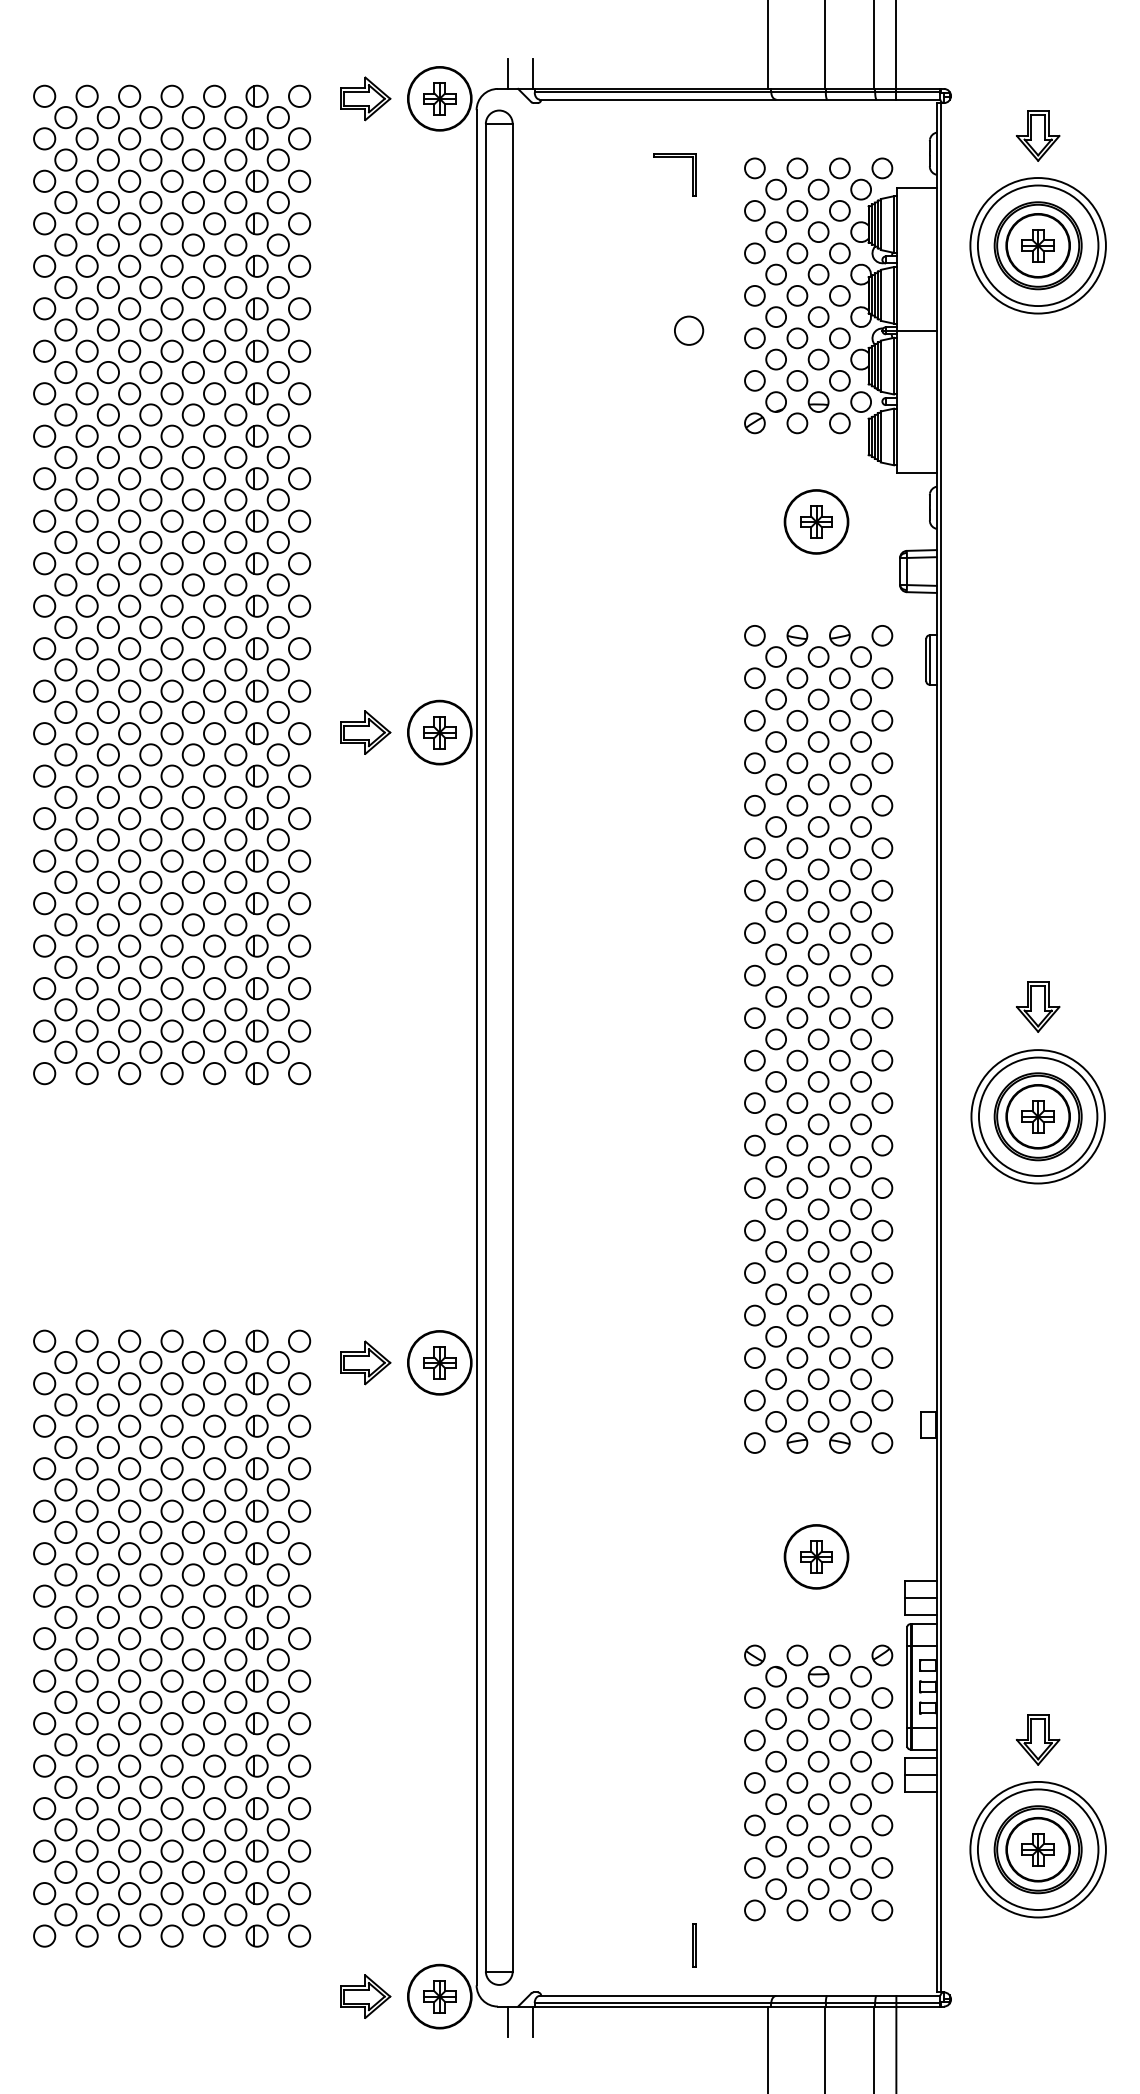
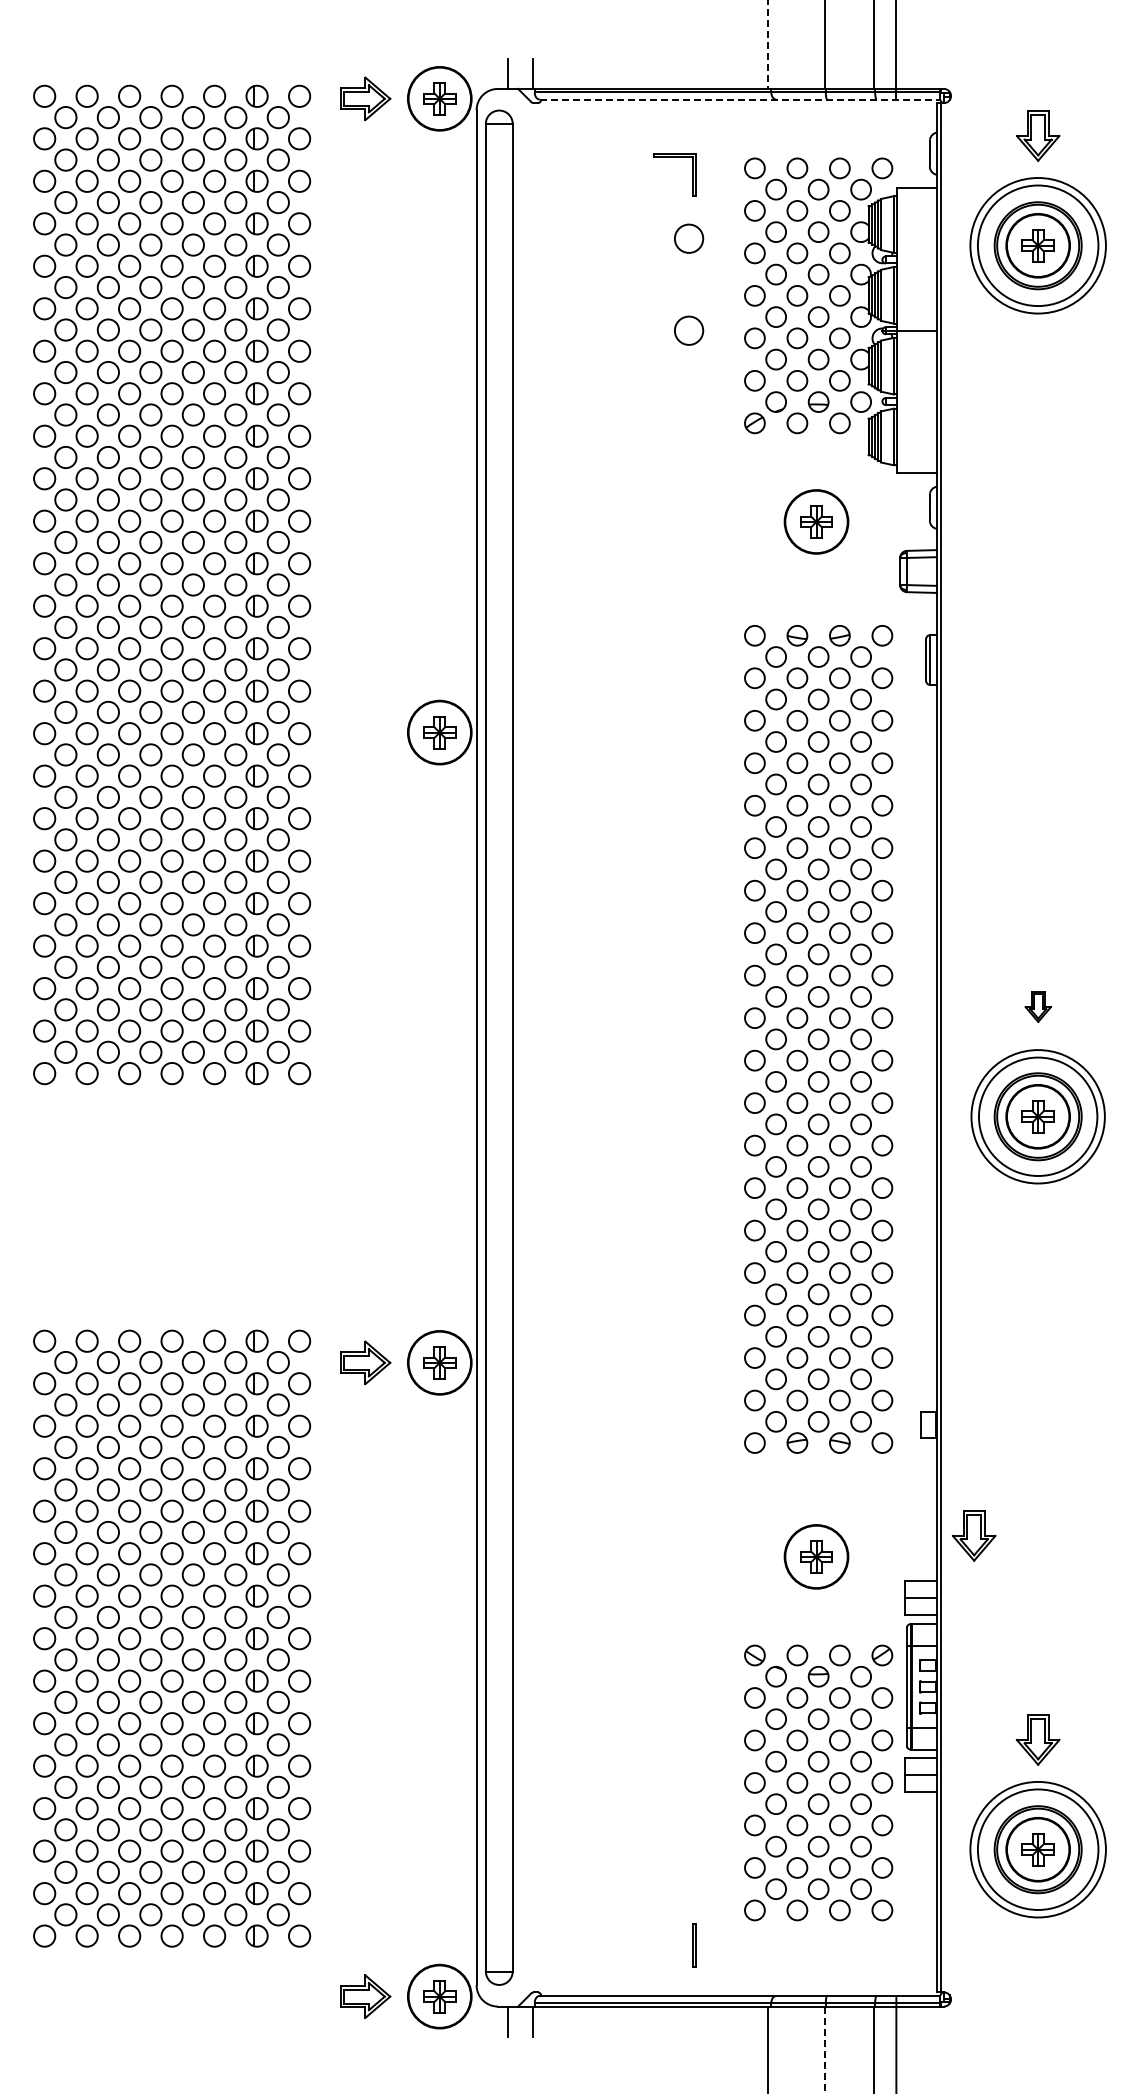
line: solid -> dashed (768, 44)
line: solid -> dashed (740, 99)
circle: none -> present (689, 238)
part: present -> none (365, 732)
part size: 45x52 px -> 28x32 px (1037, 1006)
part: none -> present (973, 1535)
line: solid -> dashed (824, 2050)
